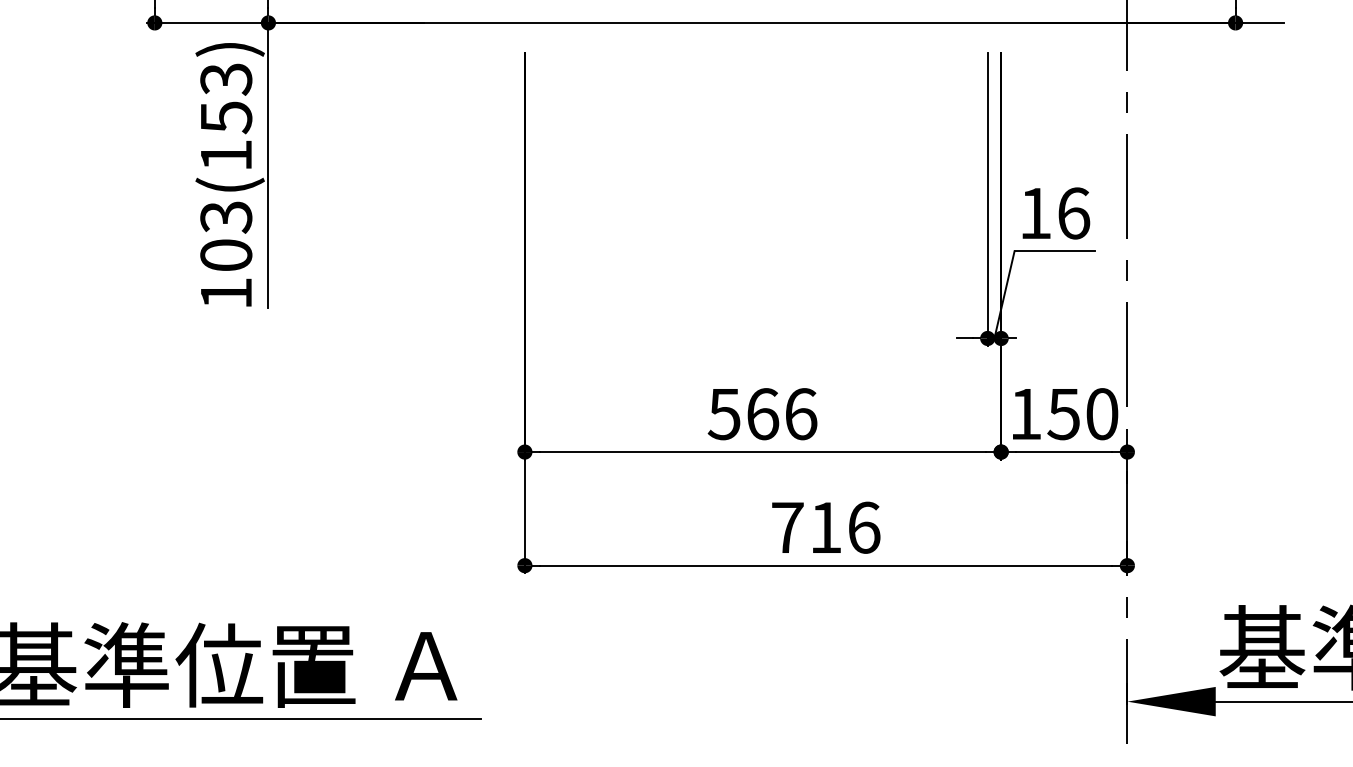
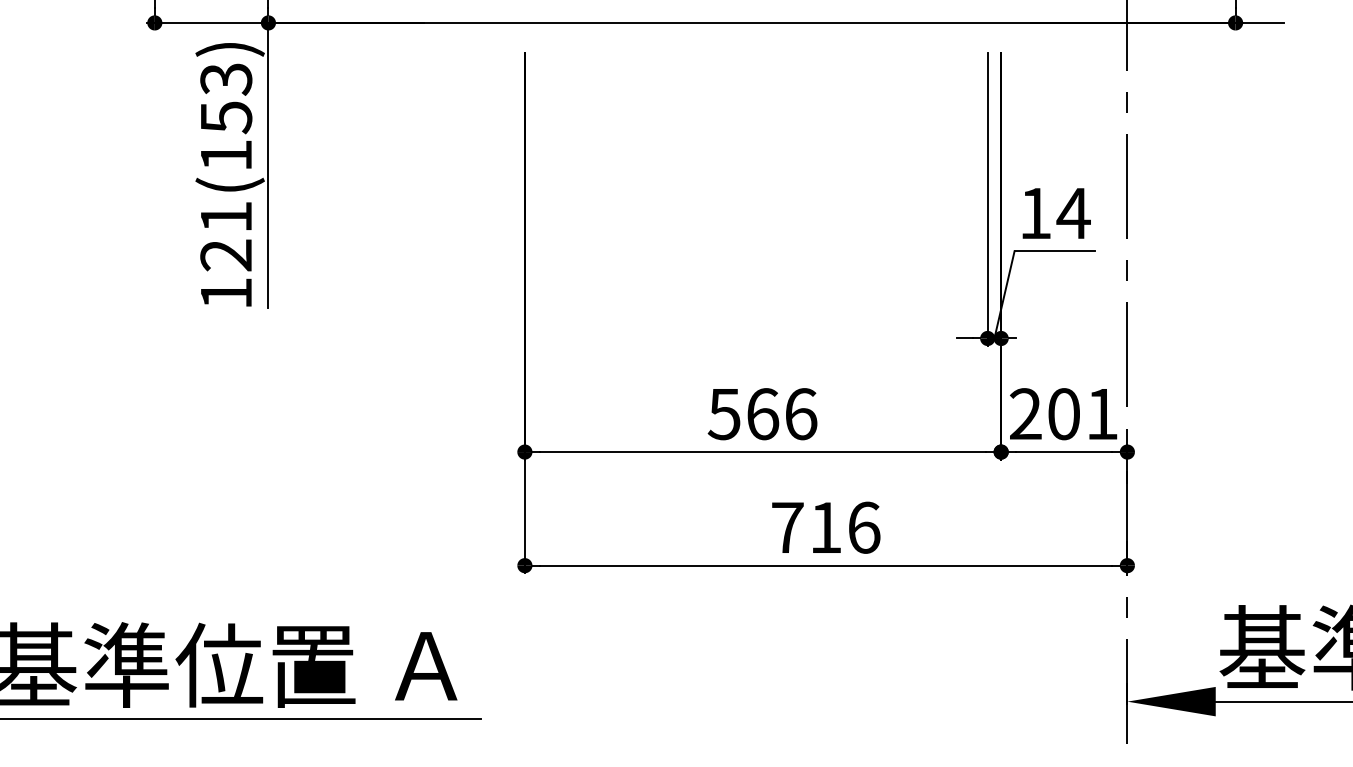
text: 16 -> 14 (1073, 213)
text: 103(153) -> 121(153) (226, 236)
text: 150 -> 201 (1064, 414)
